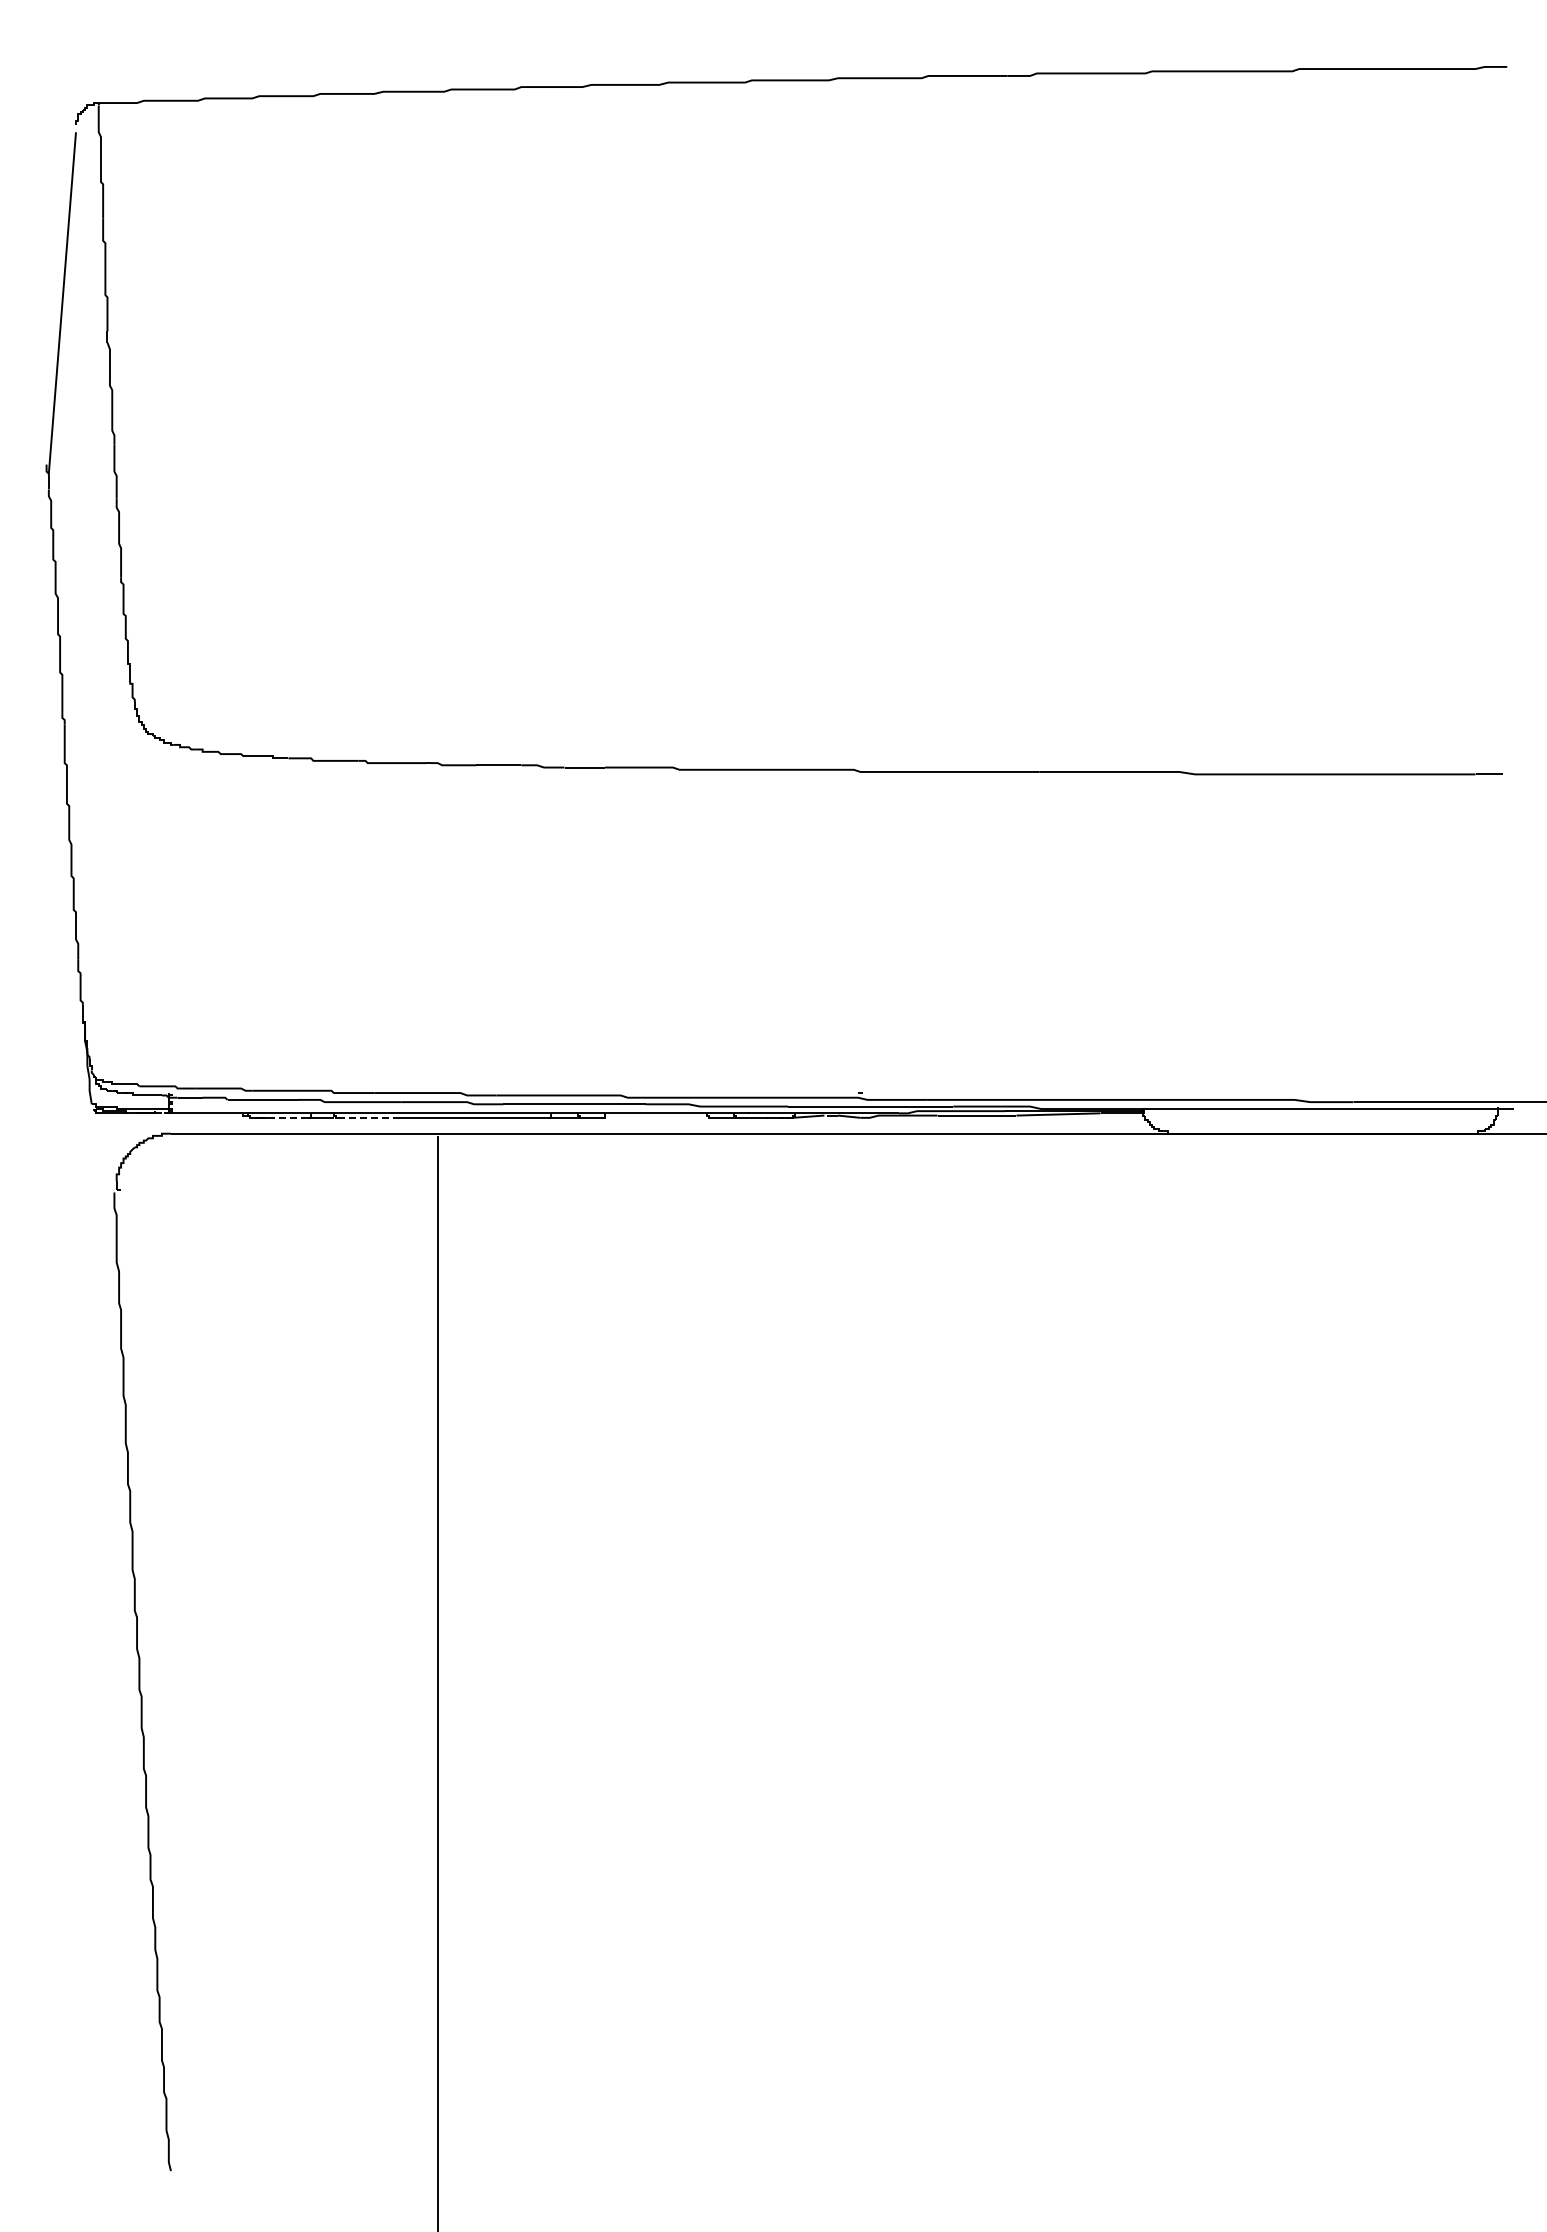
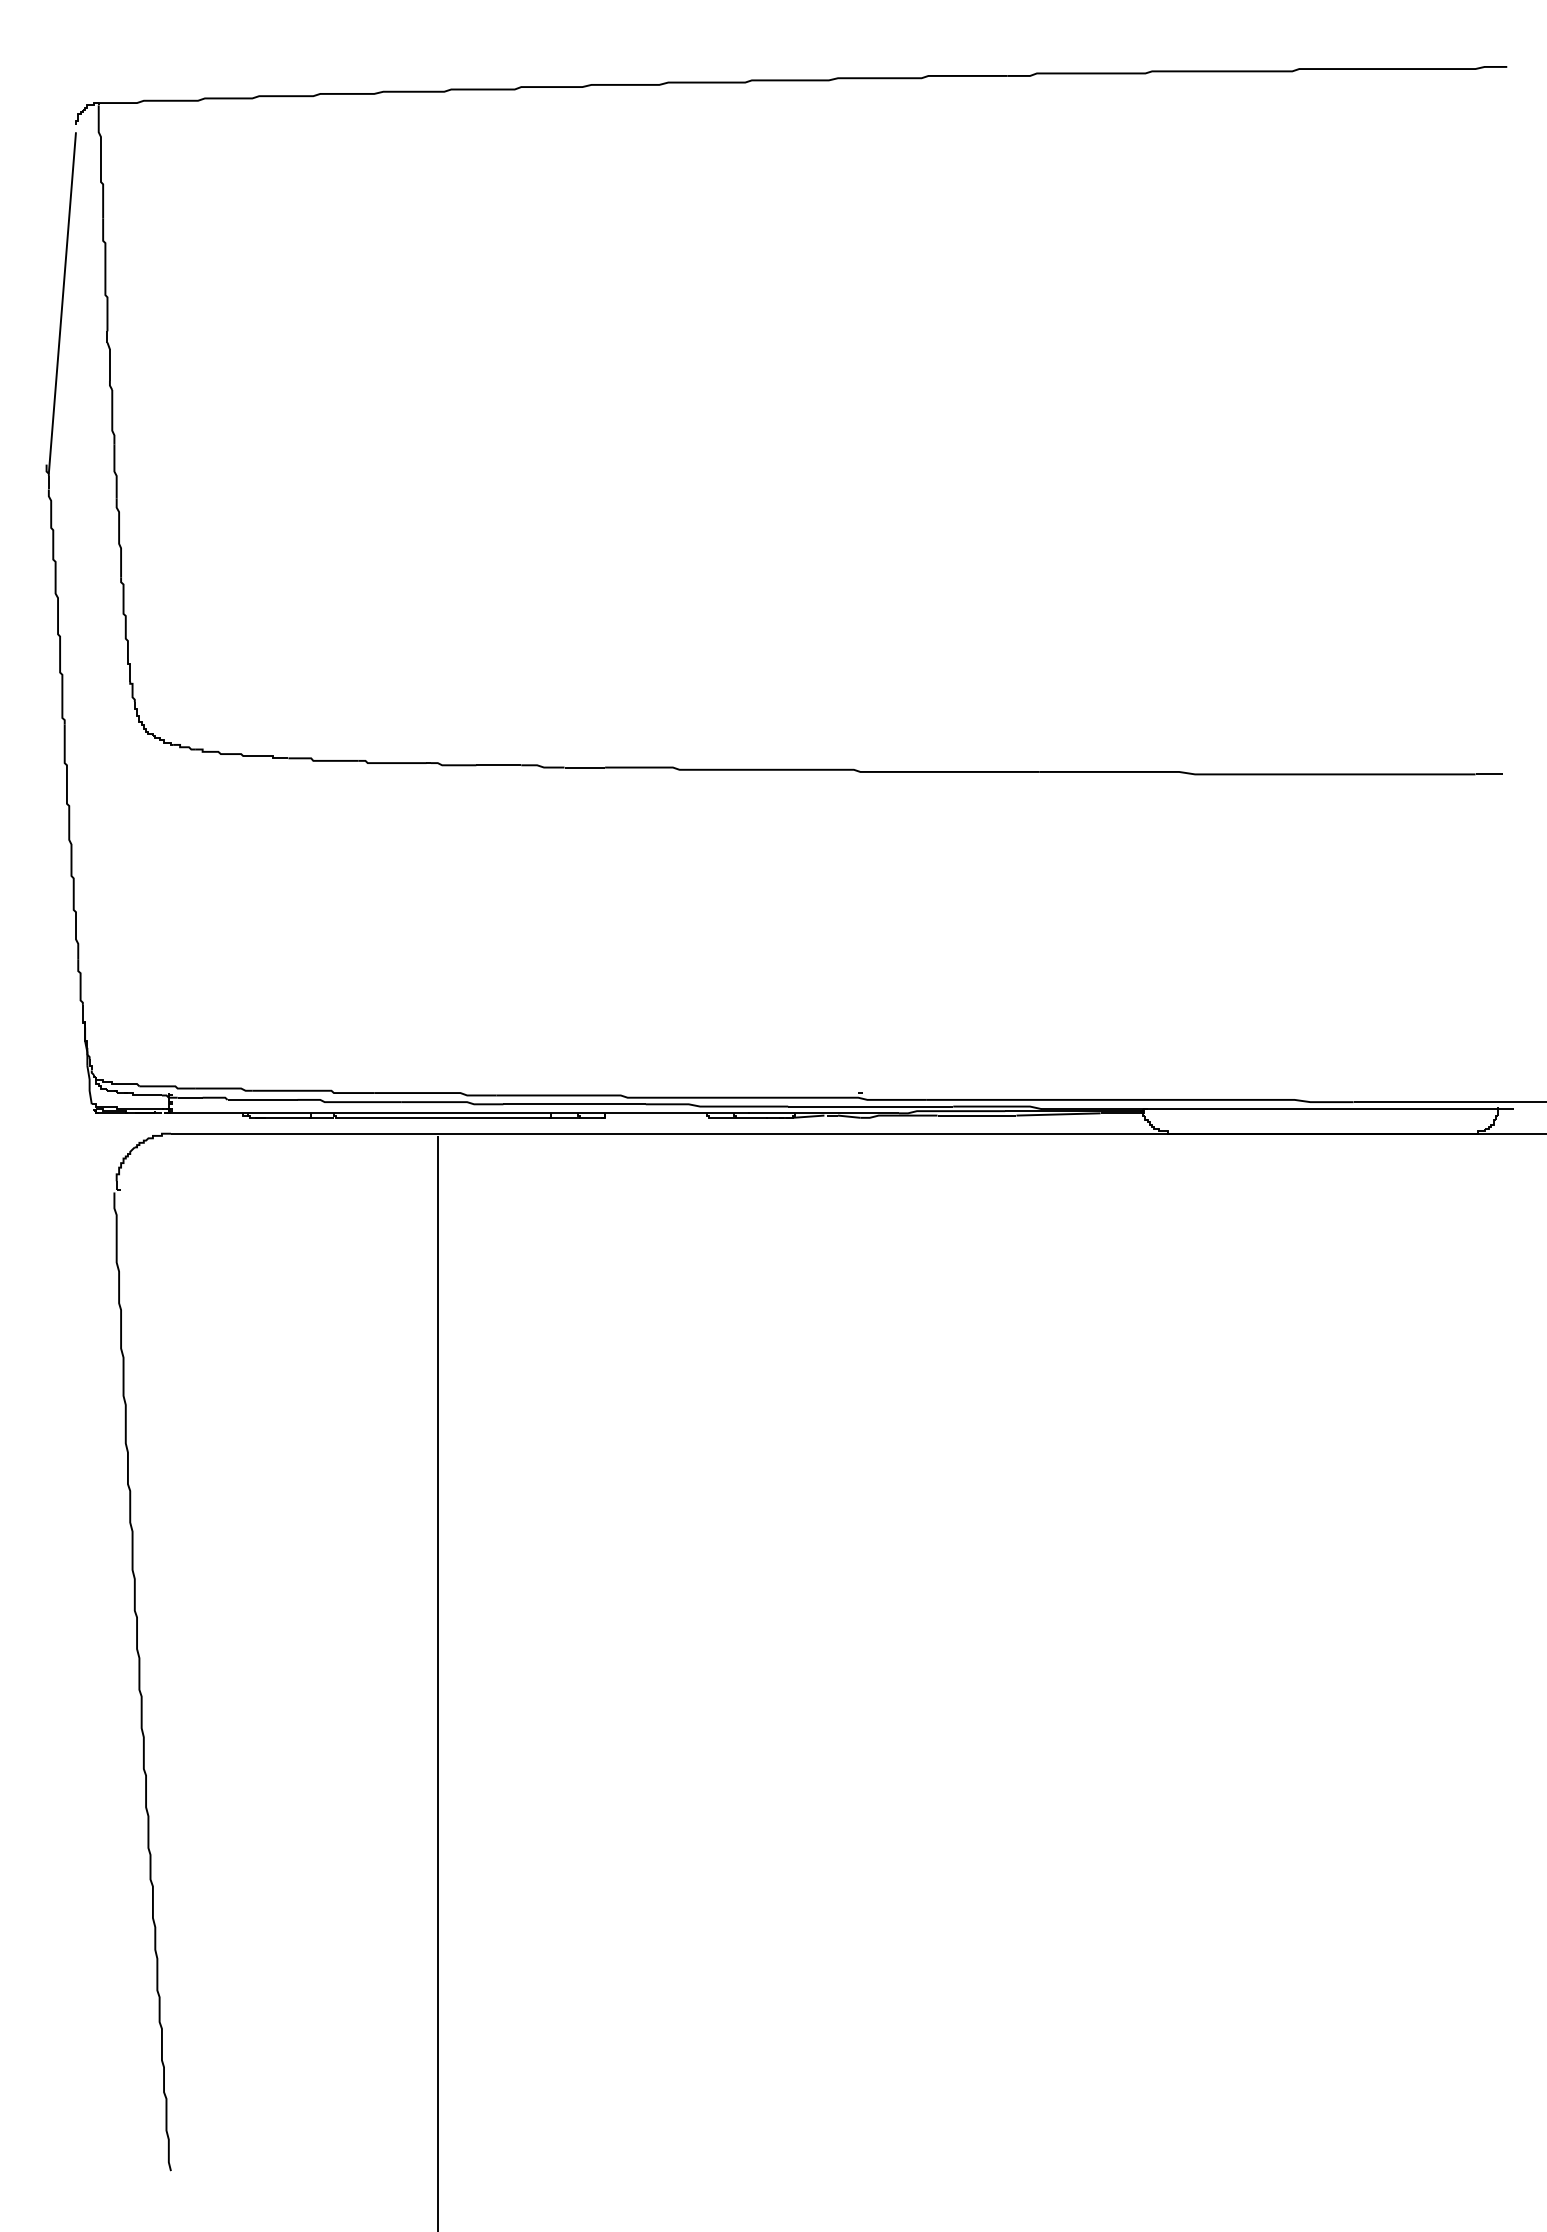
line: dashed -> solid (287, 1117)
line: dashed -> solid (365, 1117)
